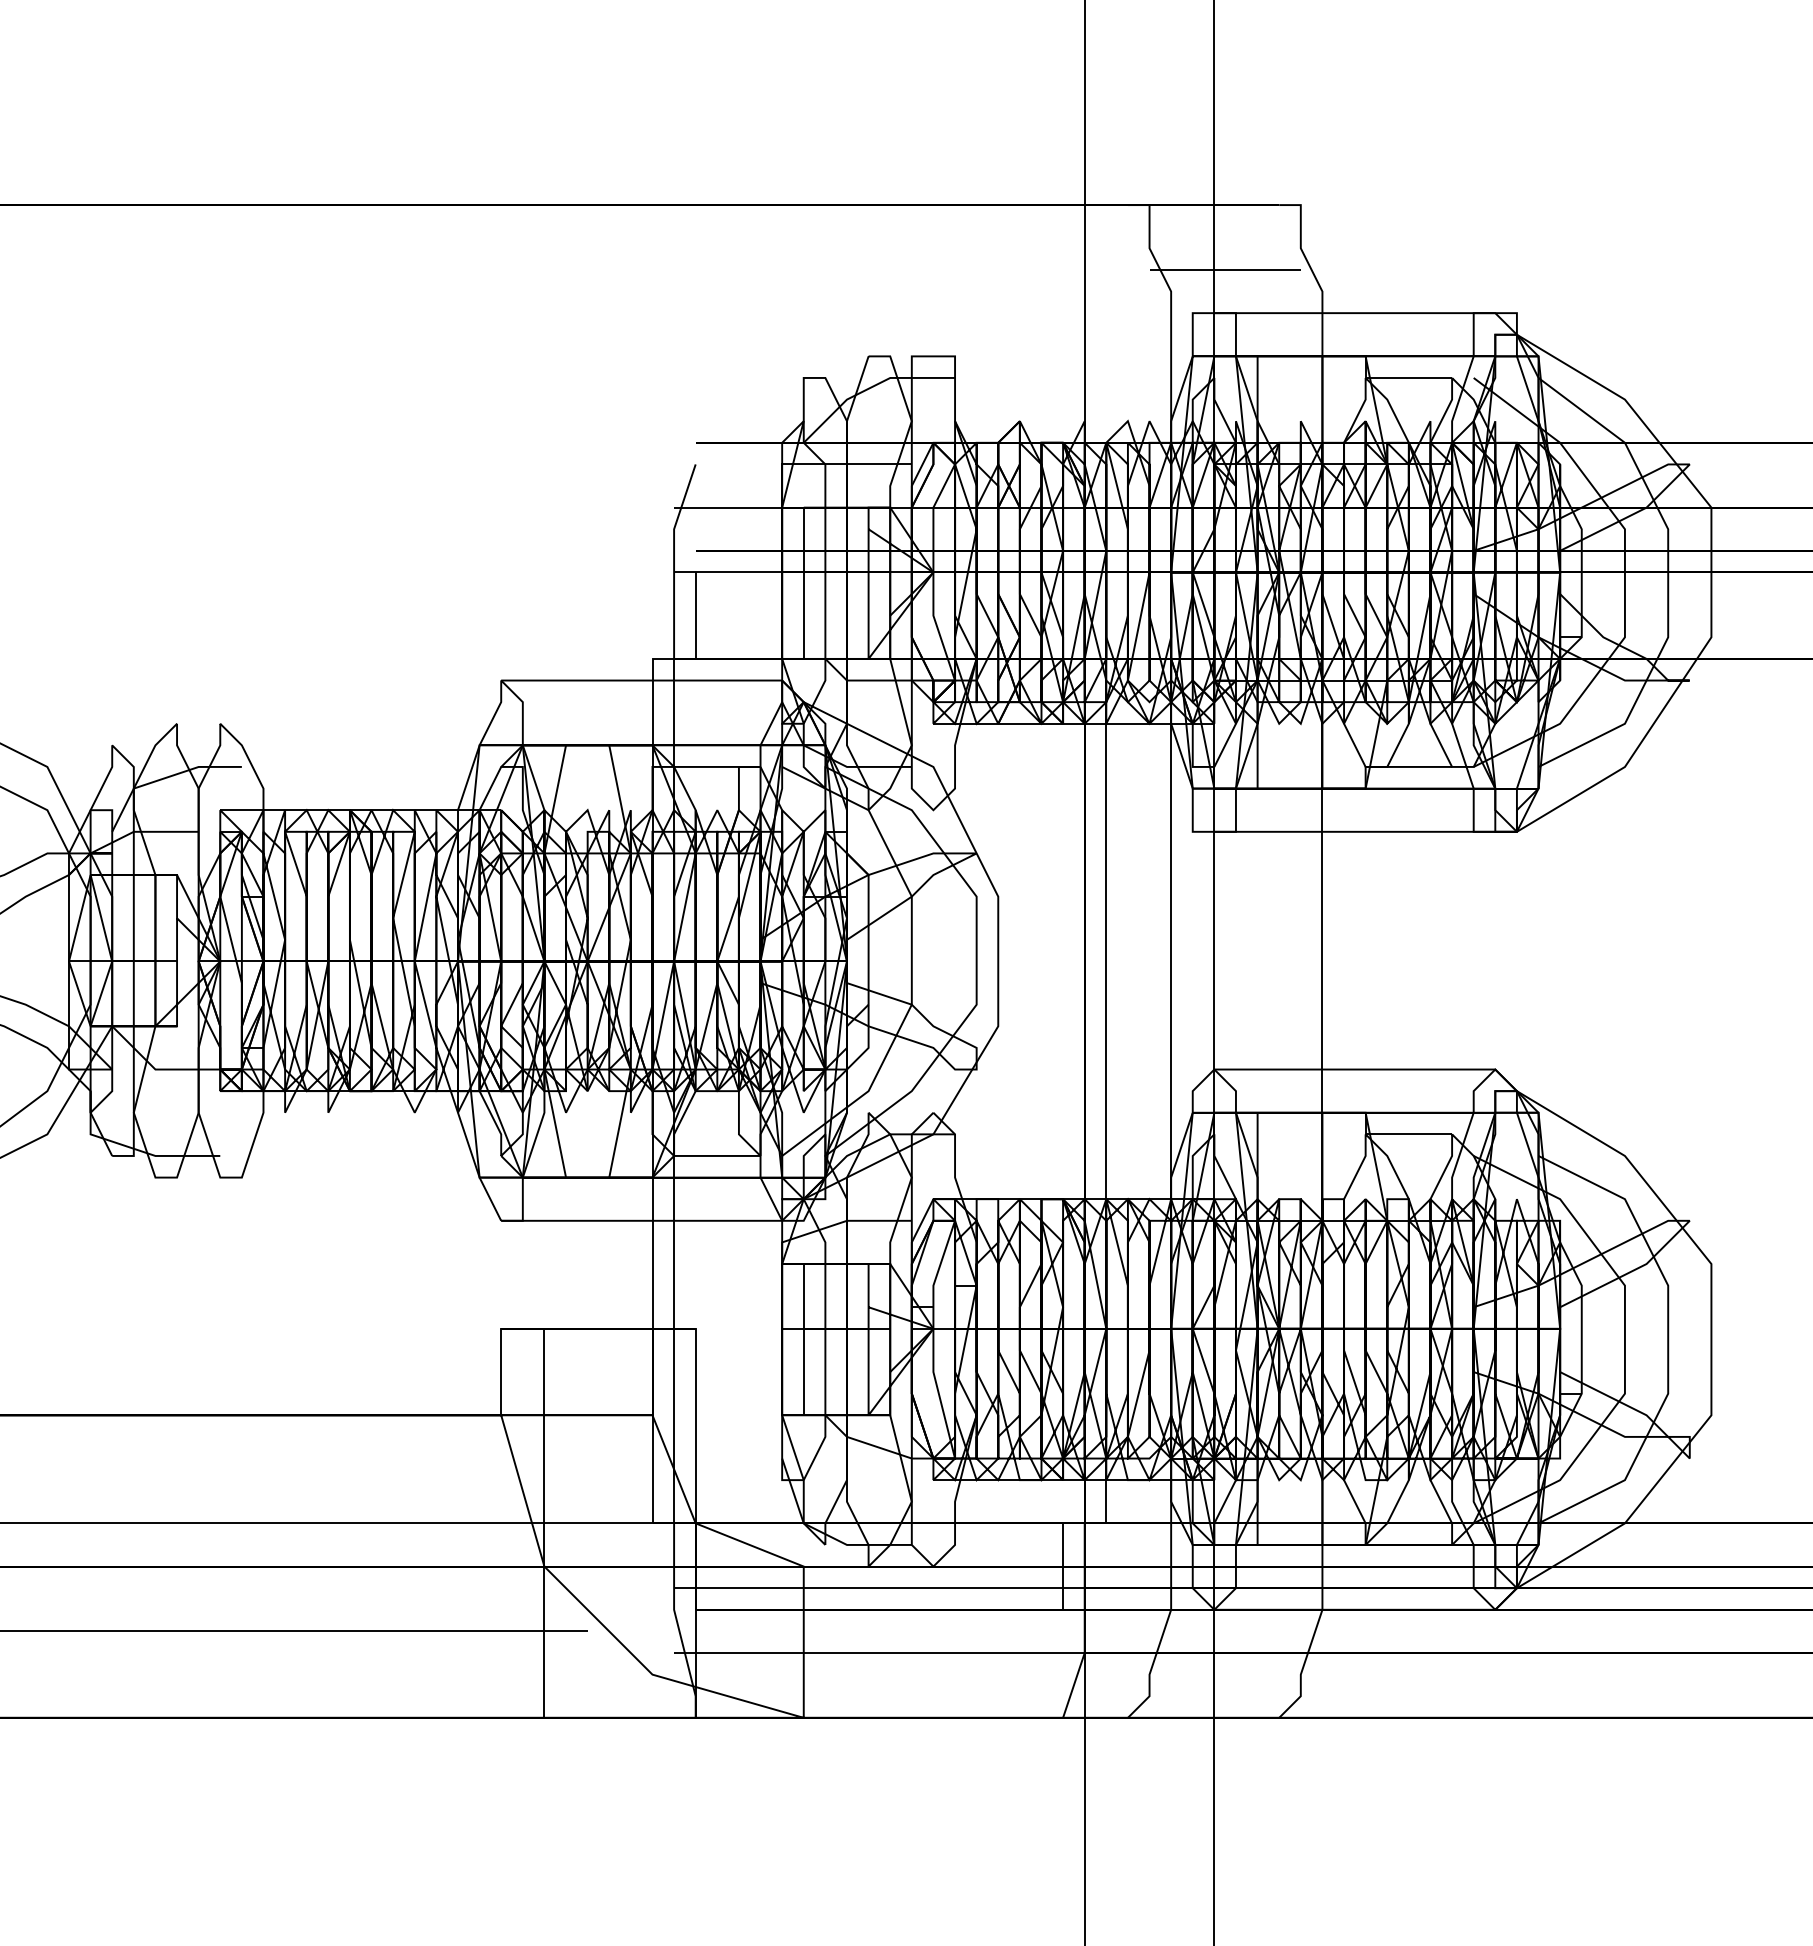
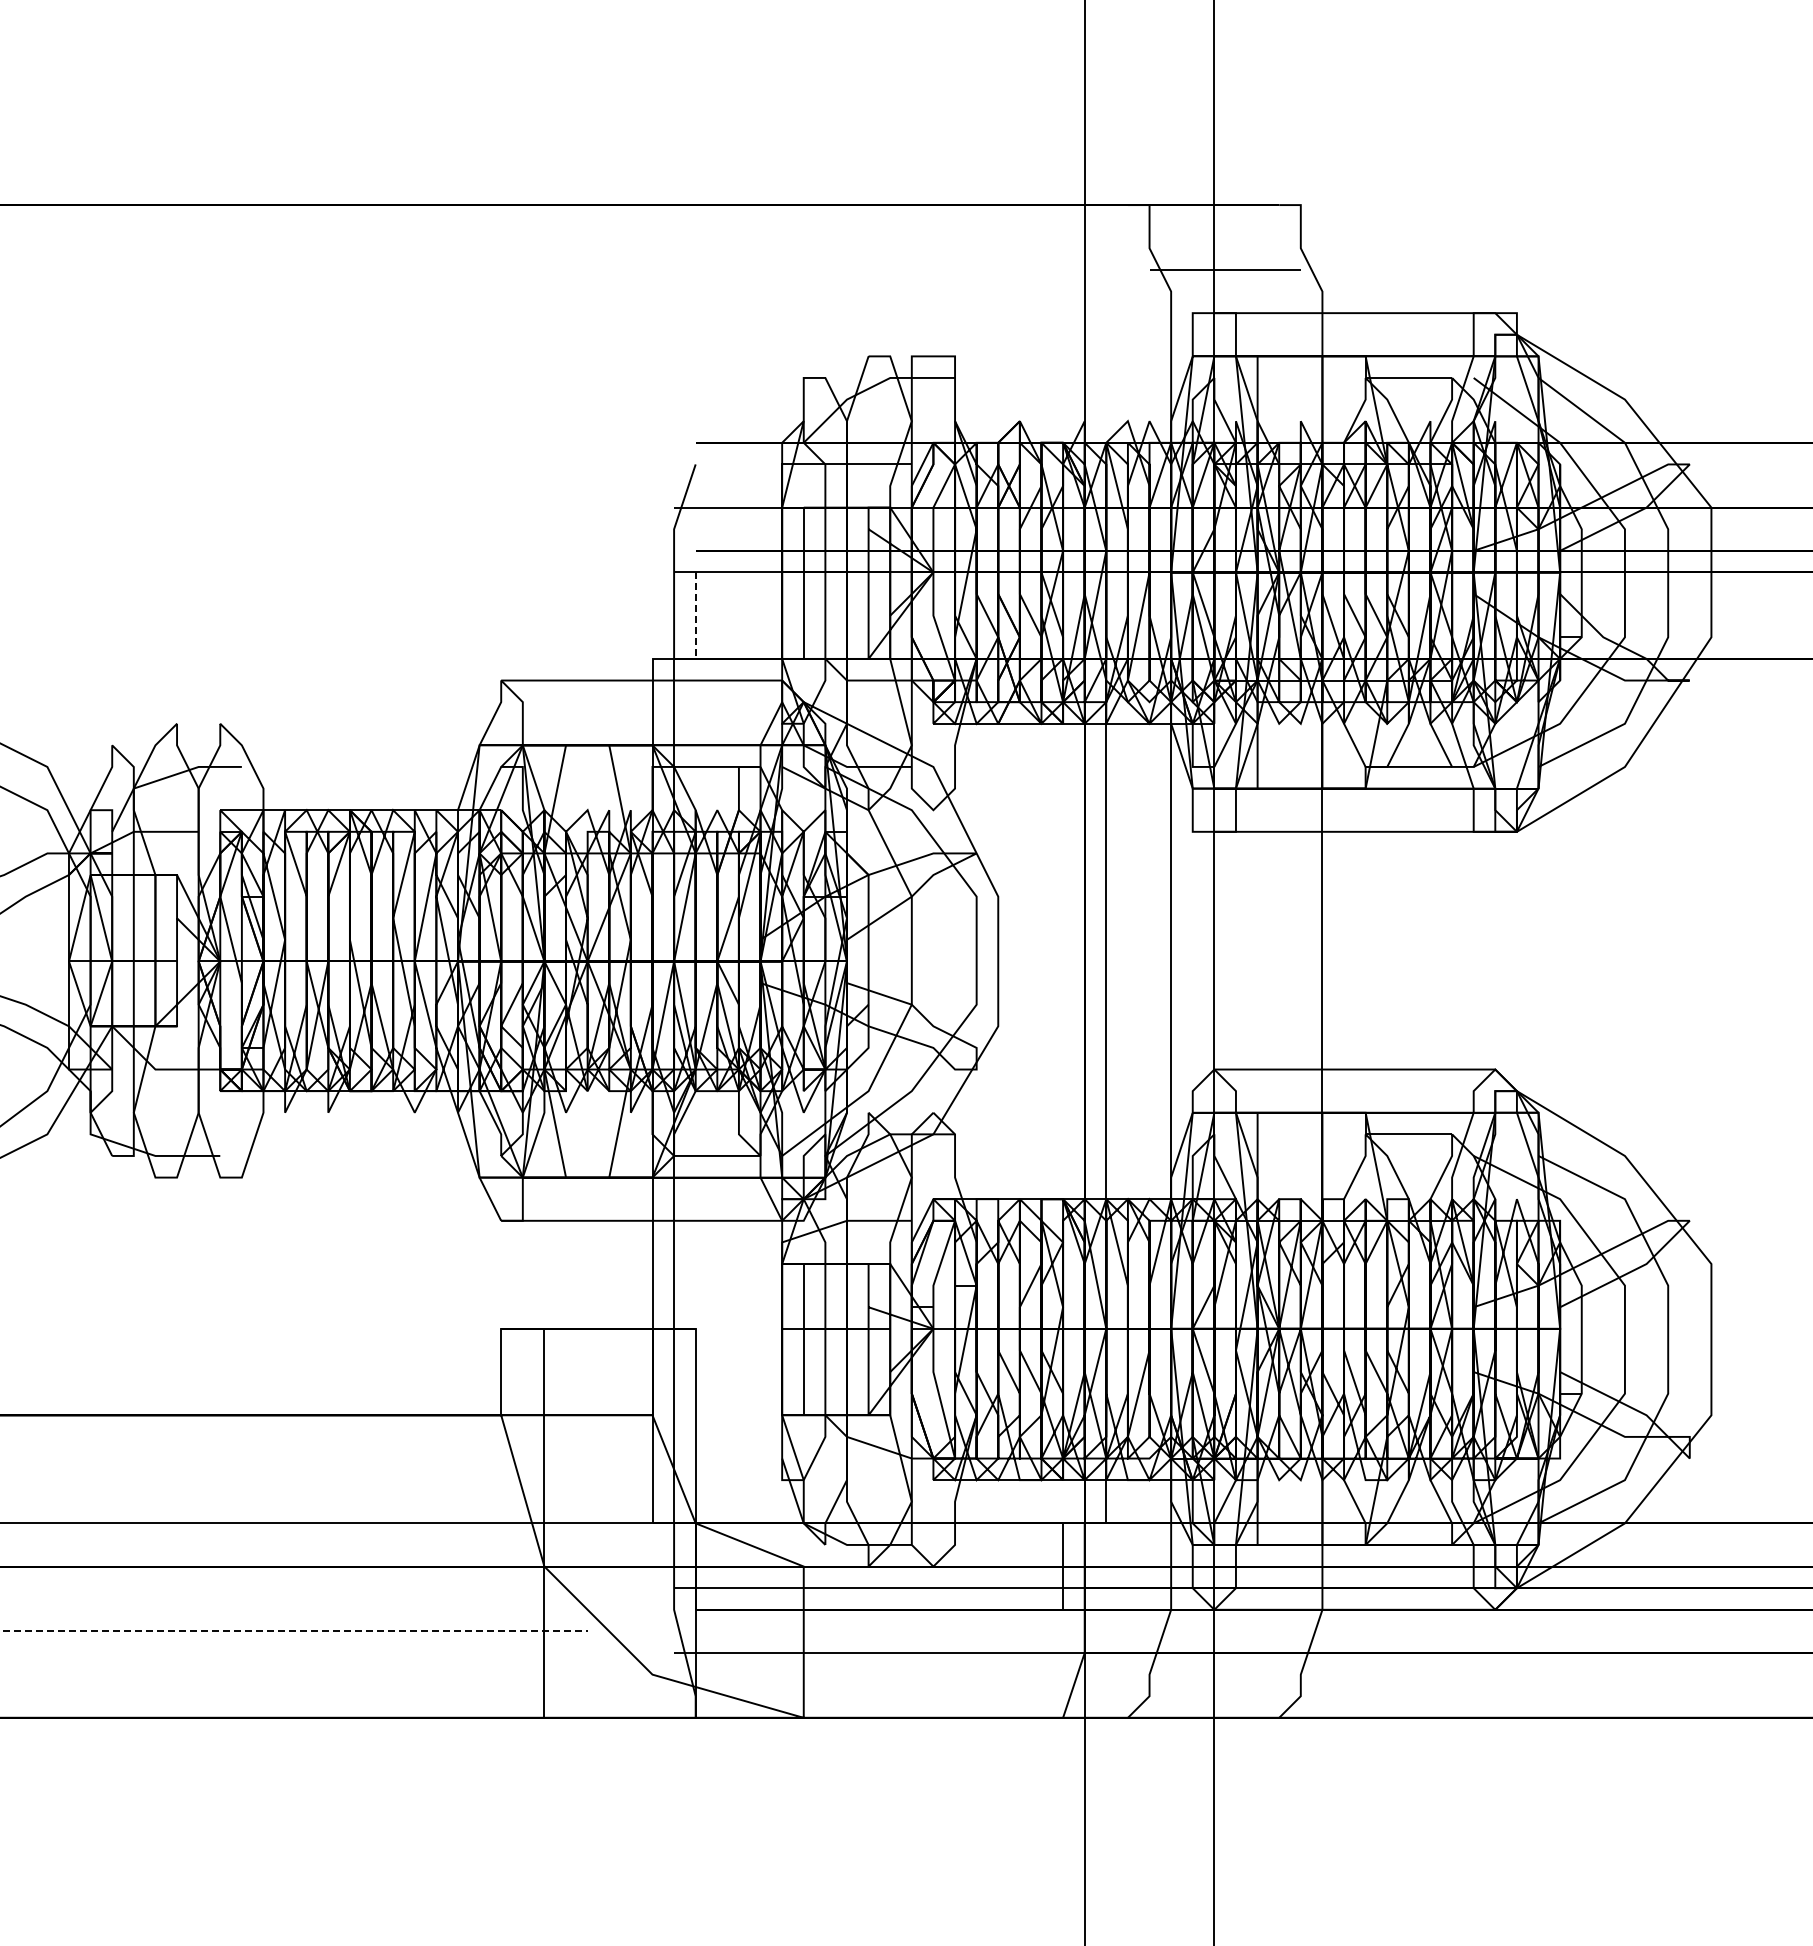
line: solid -> dashed (695, 616)
line: solid -> dashed (294, 1631)
